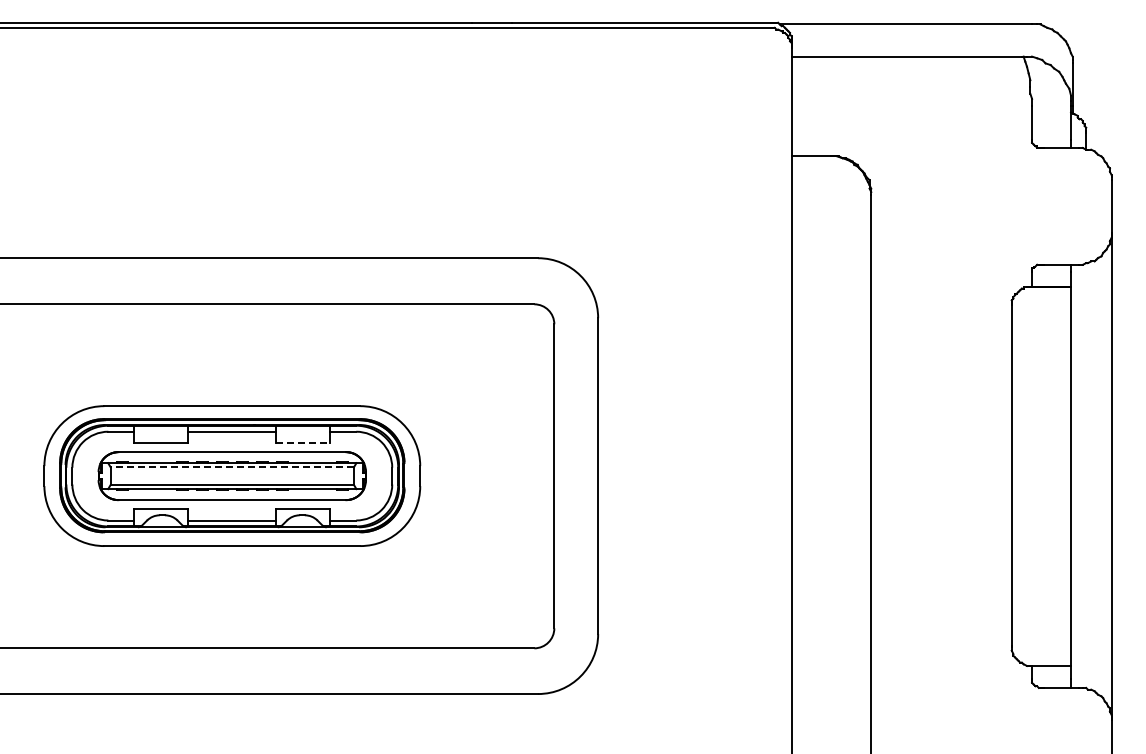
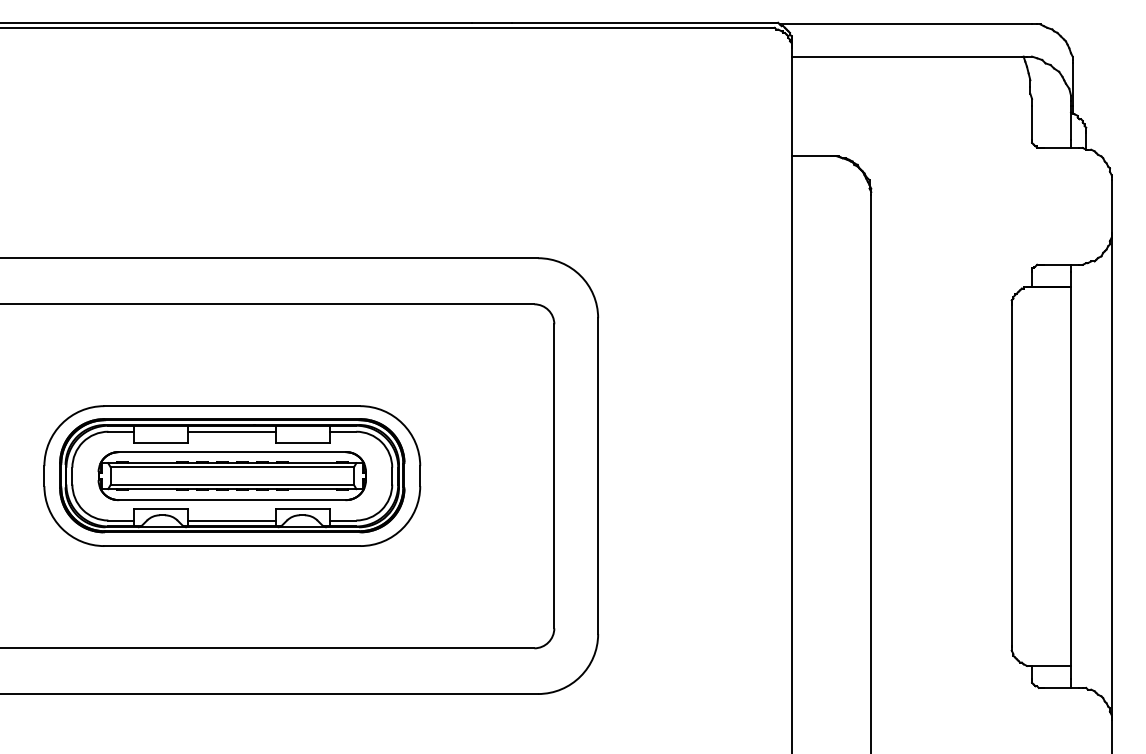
line: dashed -> solid (303, 442)
line: dashed -> solid (232, 467)
